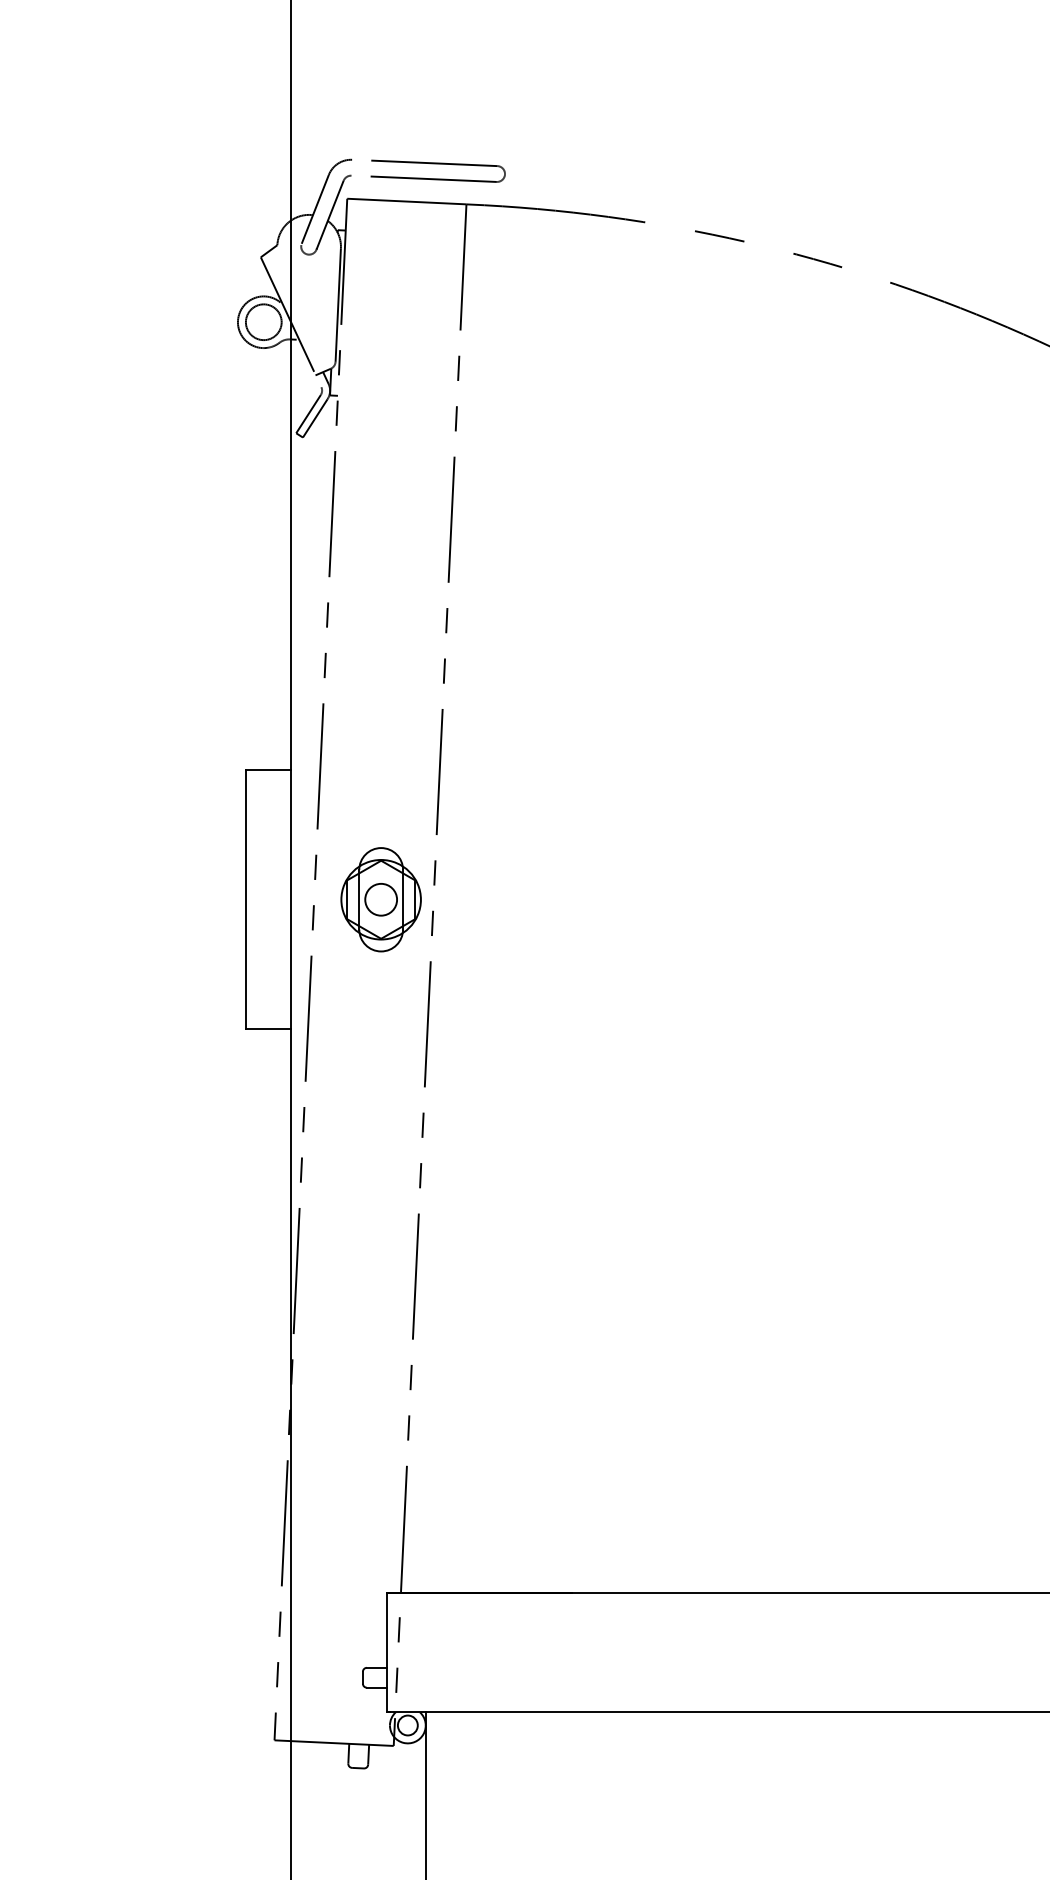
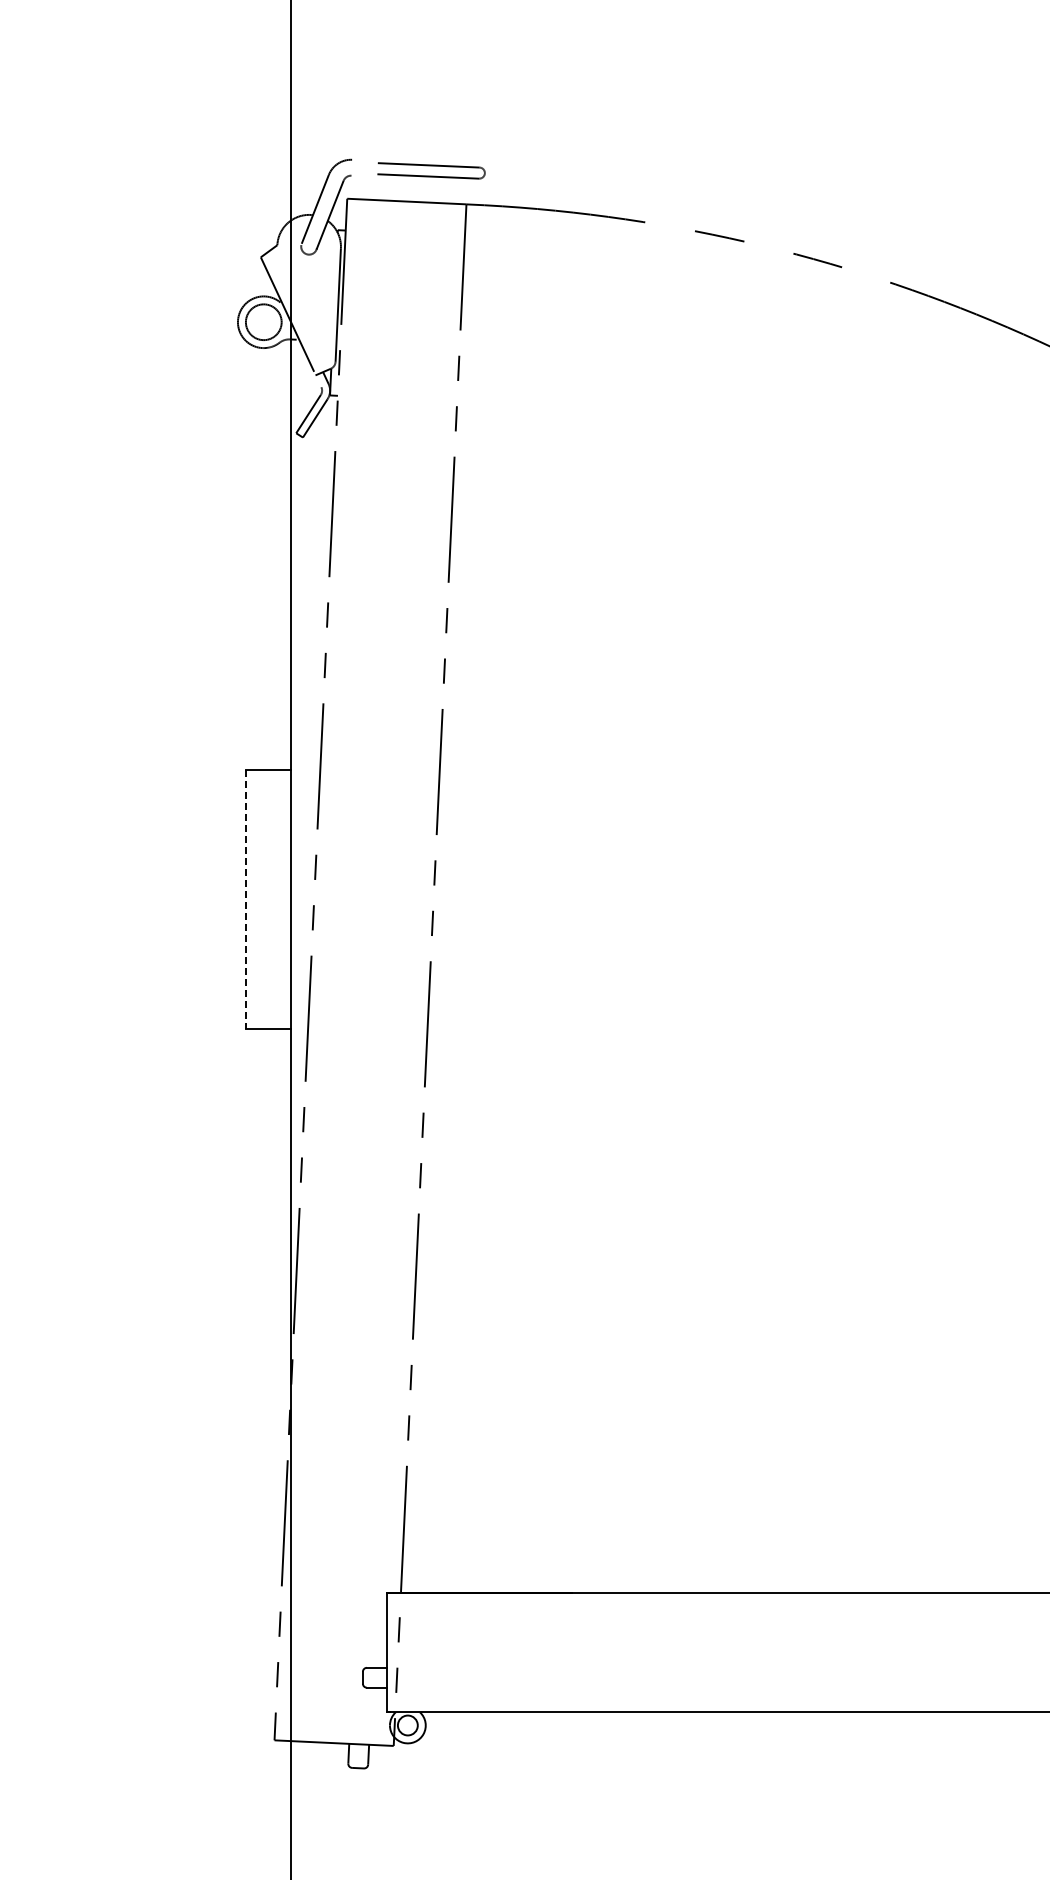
part size: 136x24 px -> 102x18 px (434, 170)
part: present -> none (380, 899)
line: solid -> dashed (245, 900)
line: present -> none (425, 1794)
